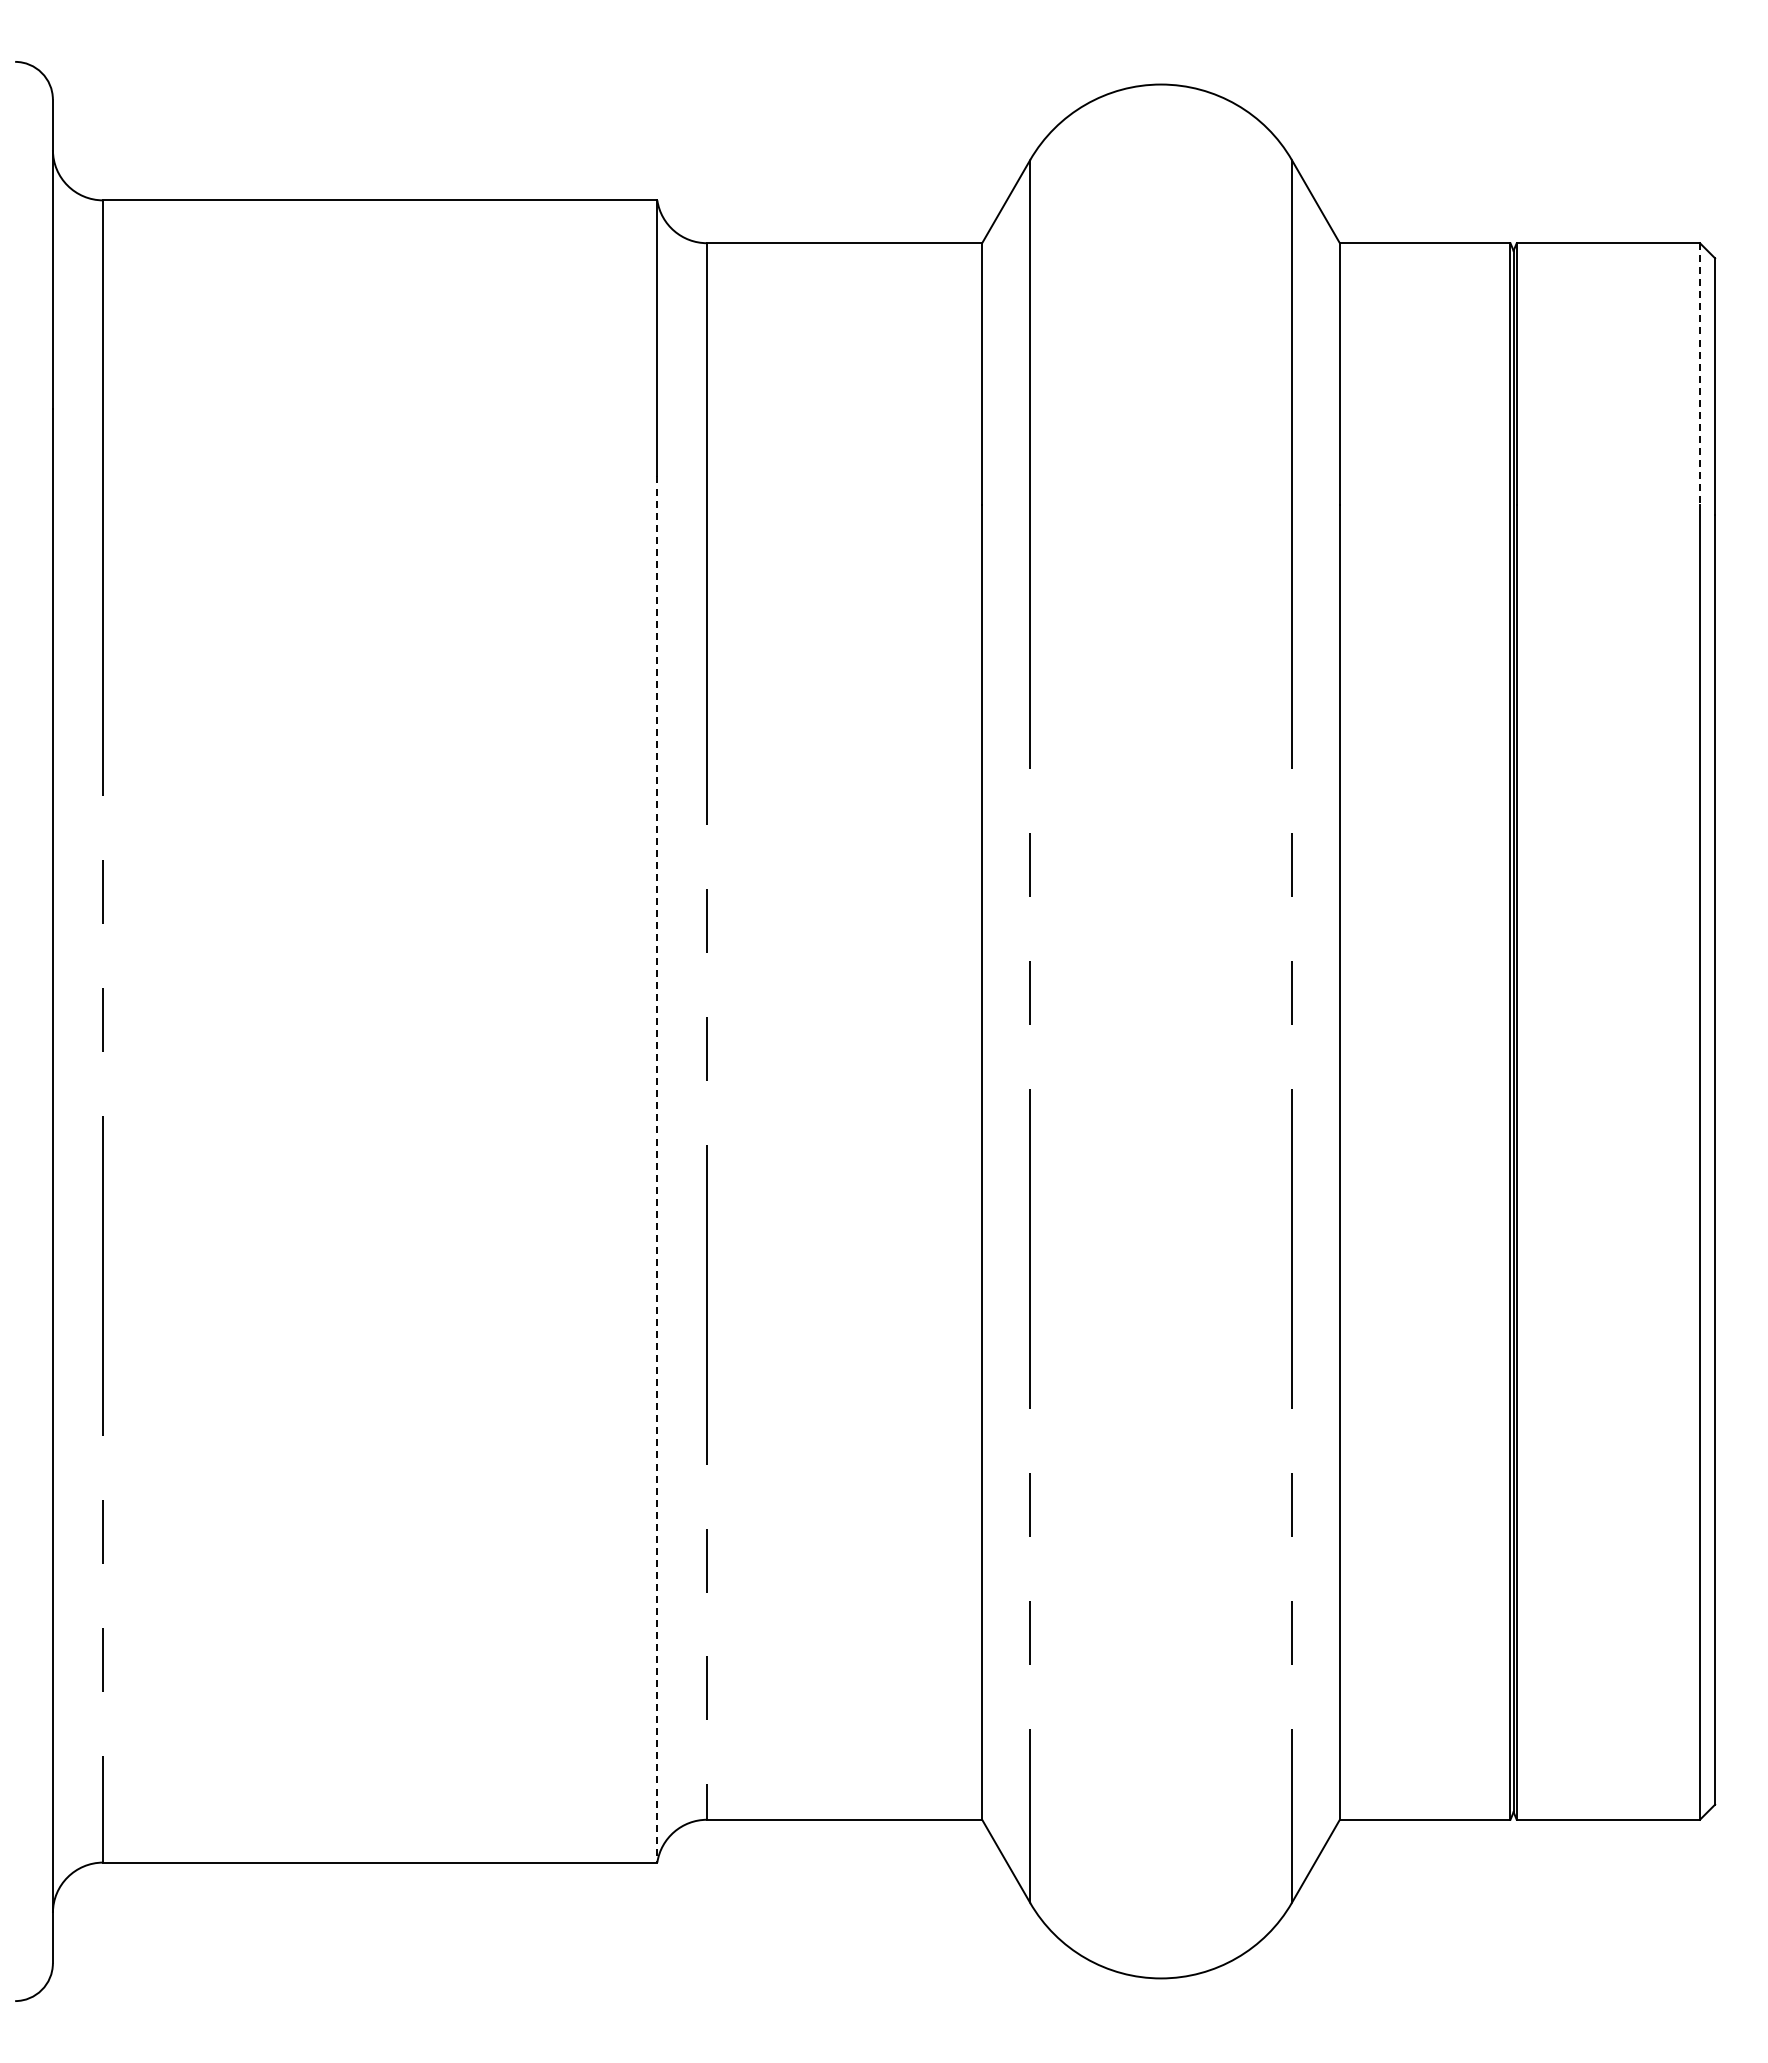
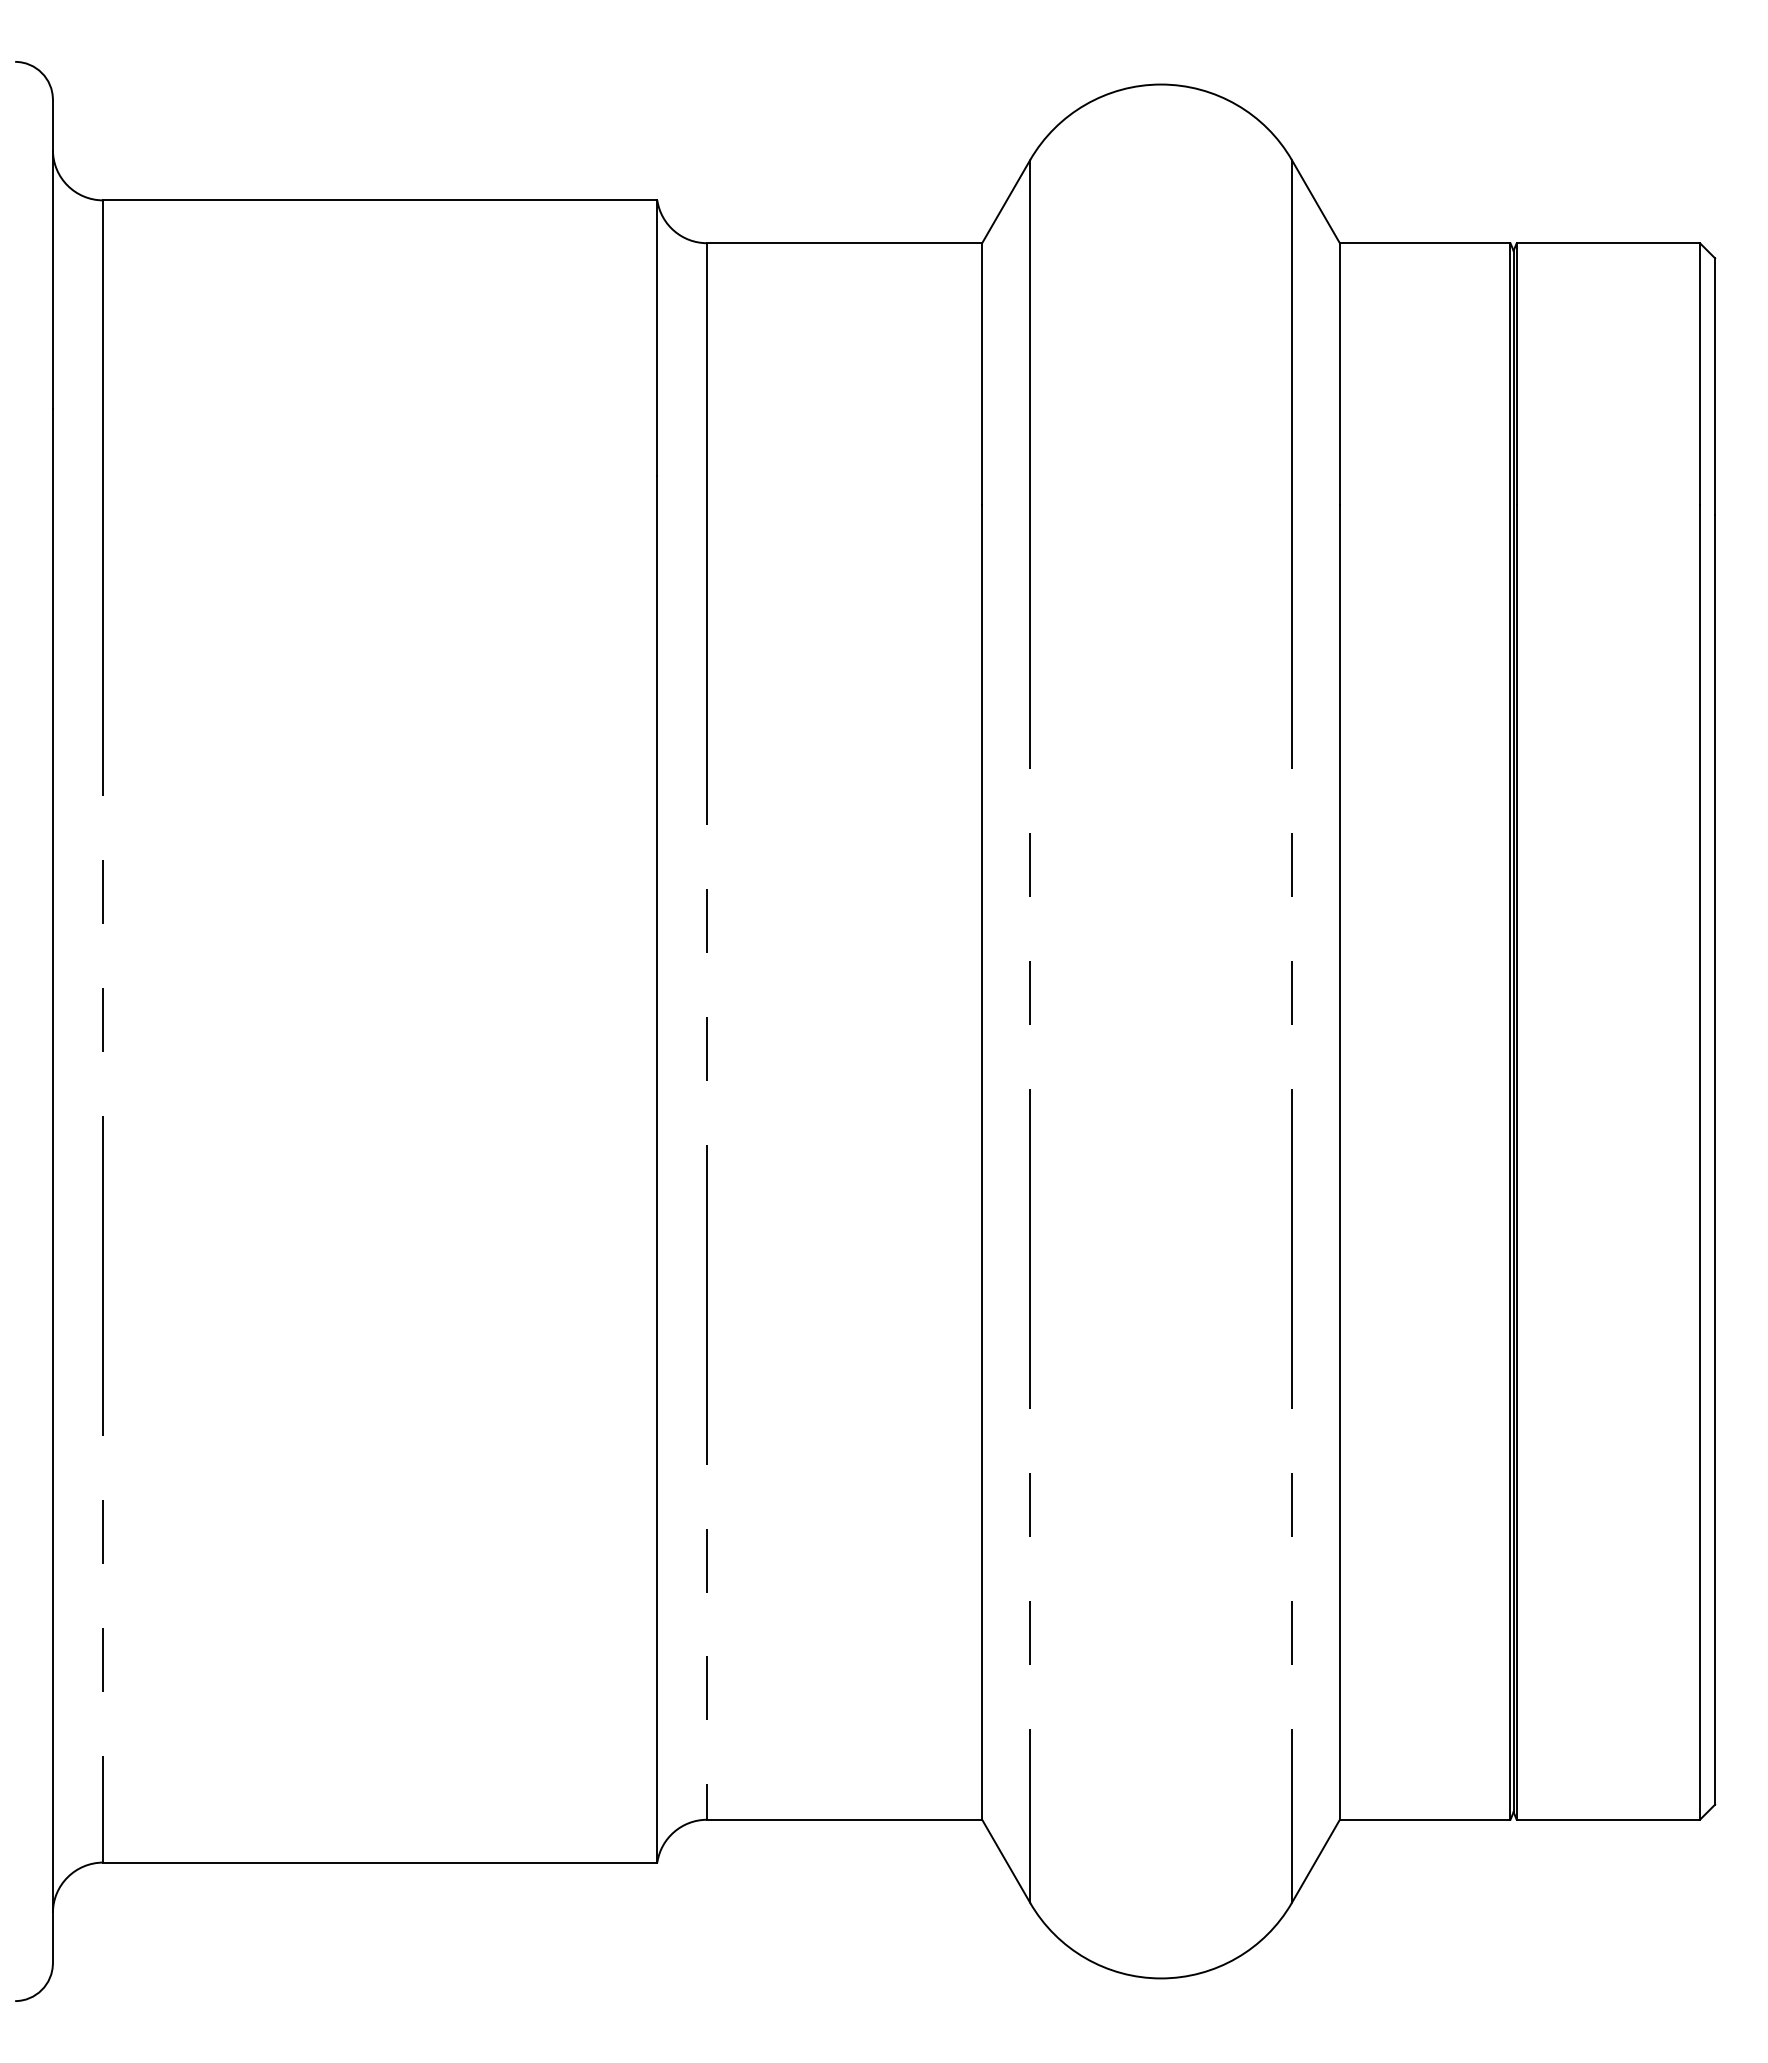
line: dashed -> solid (1700, 374)
line: dashed -> solid (657, 1170)
